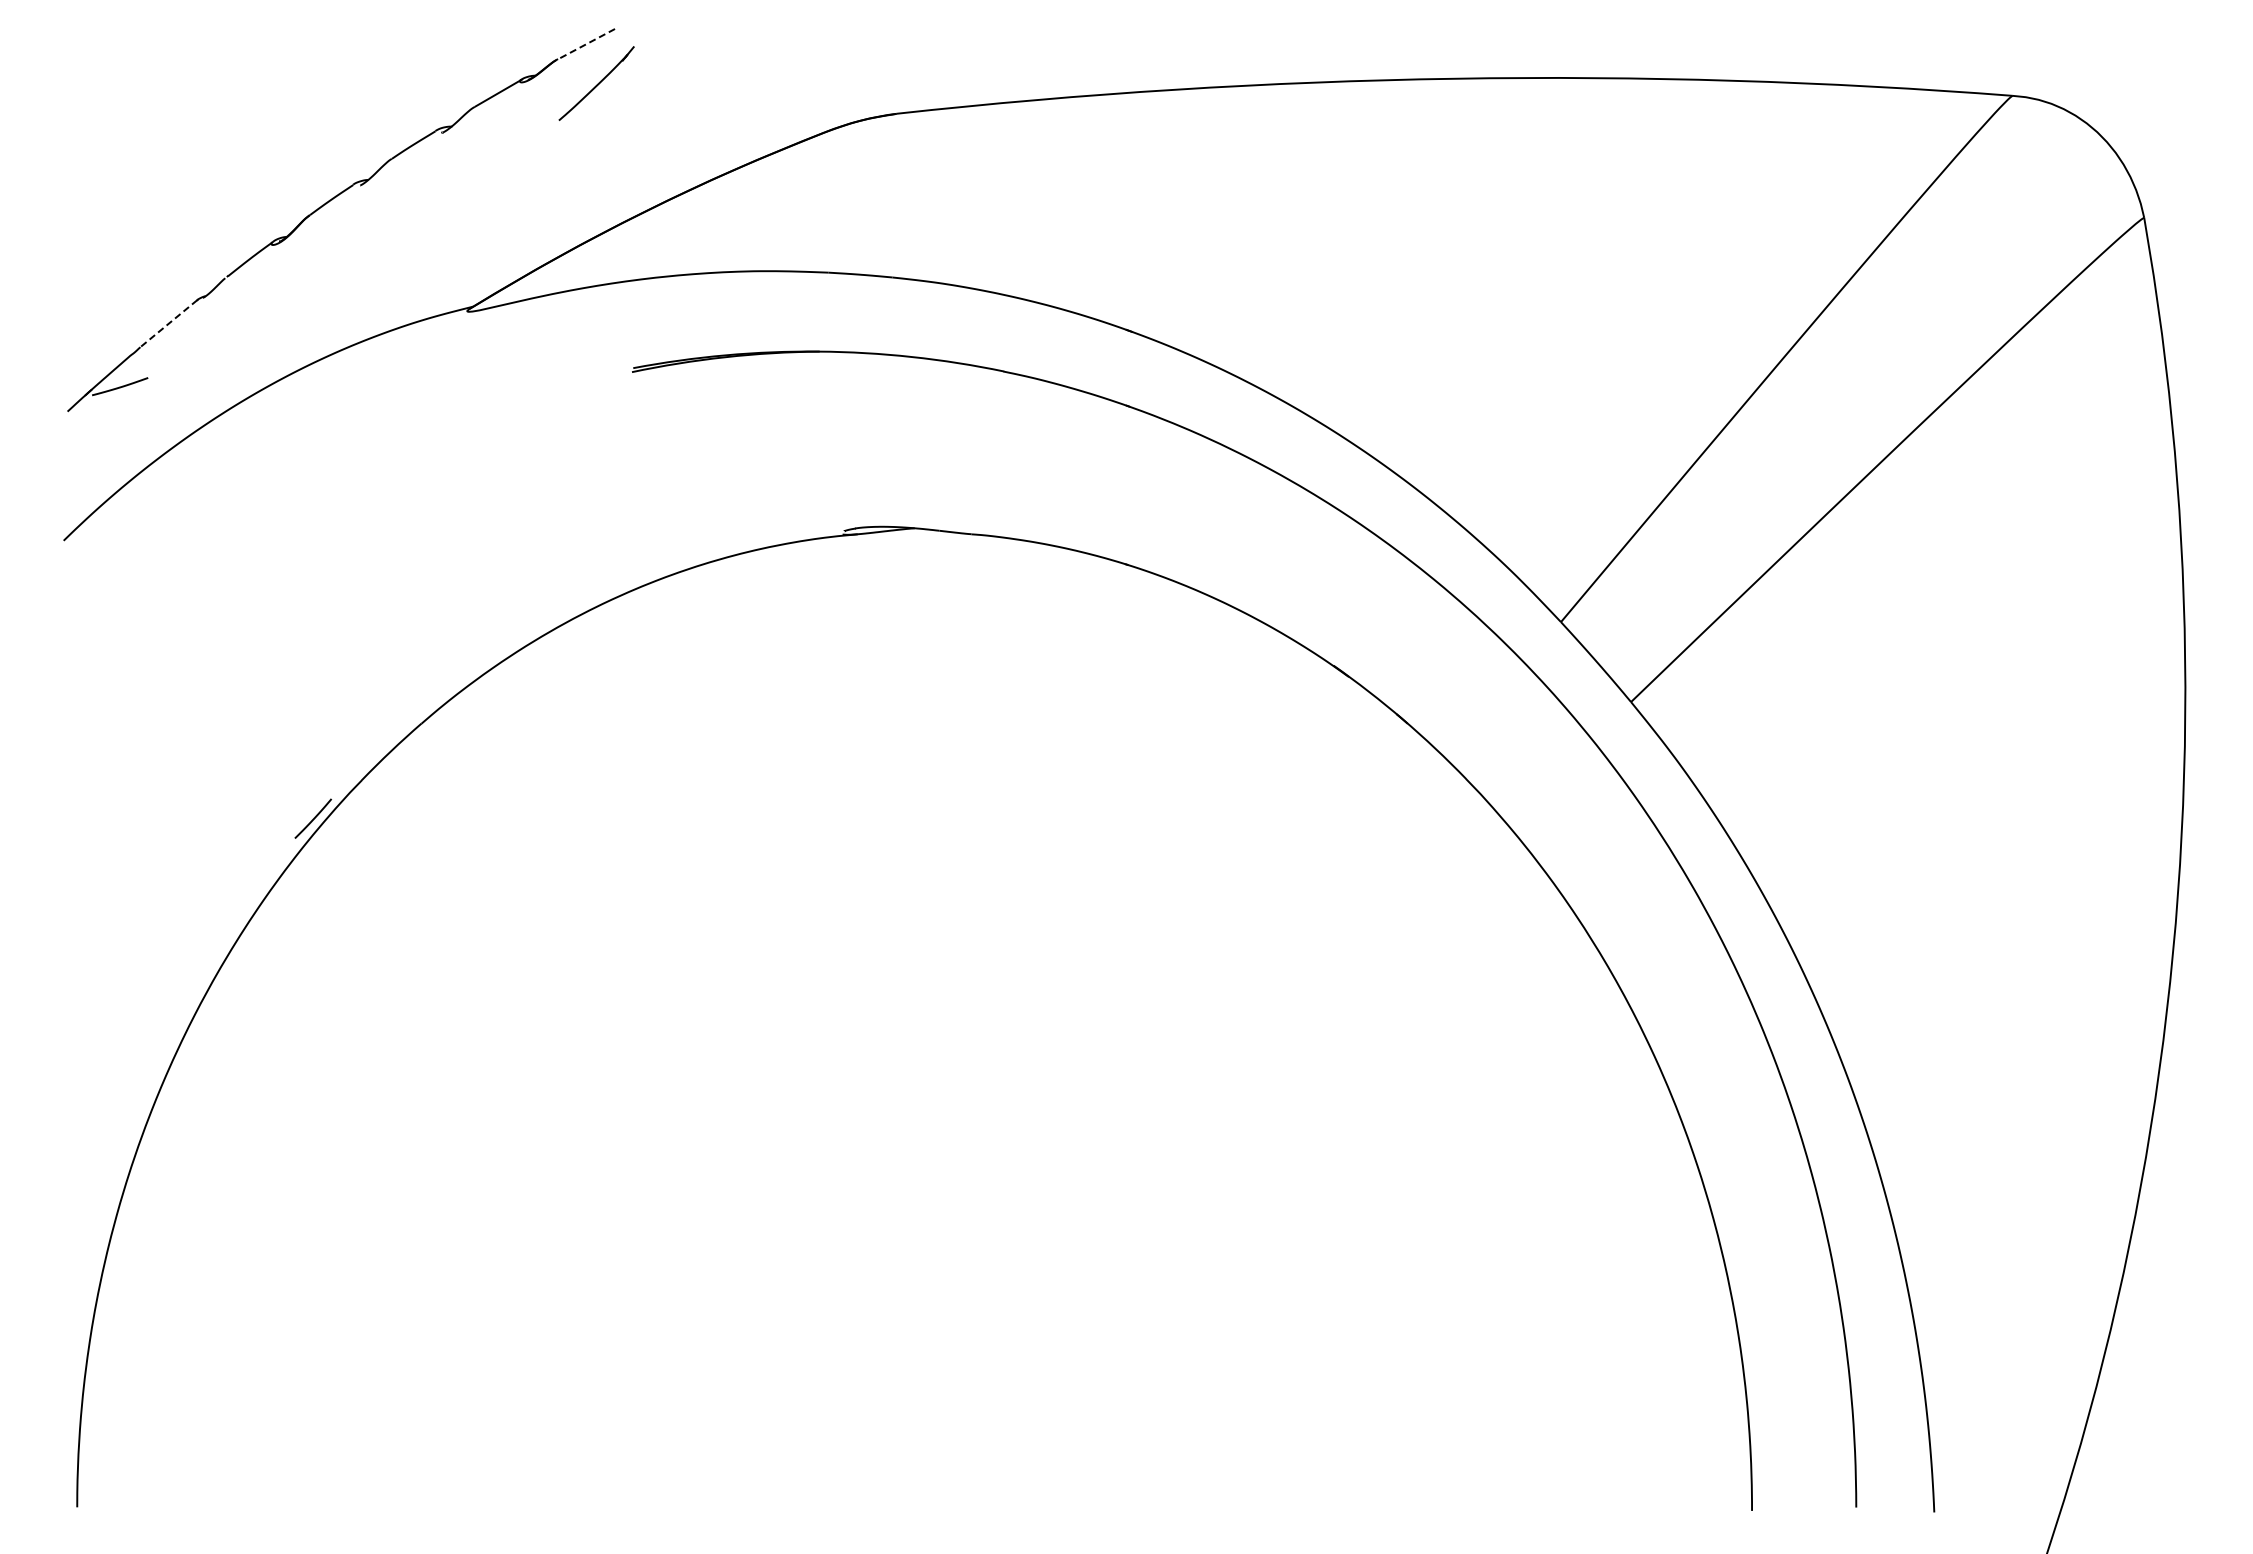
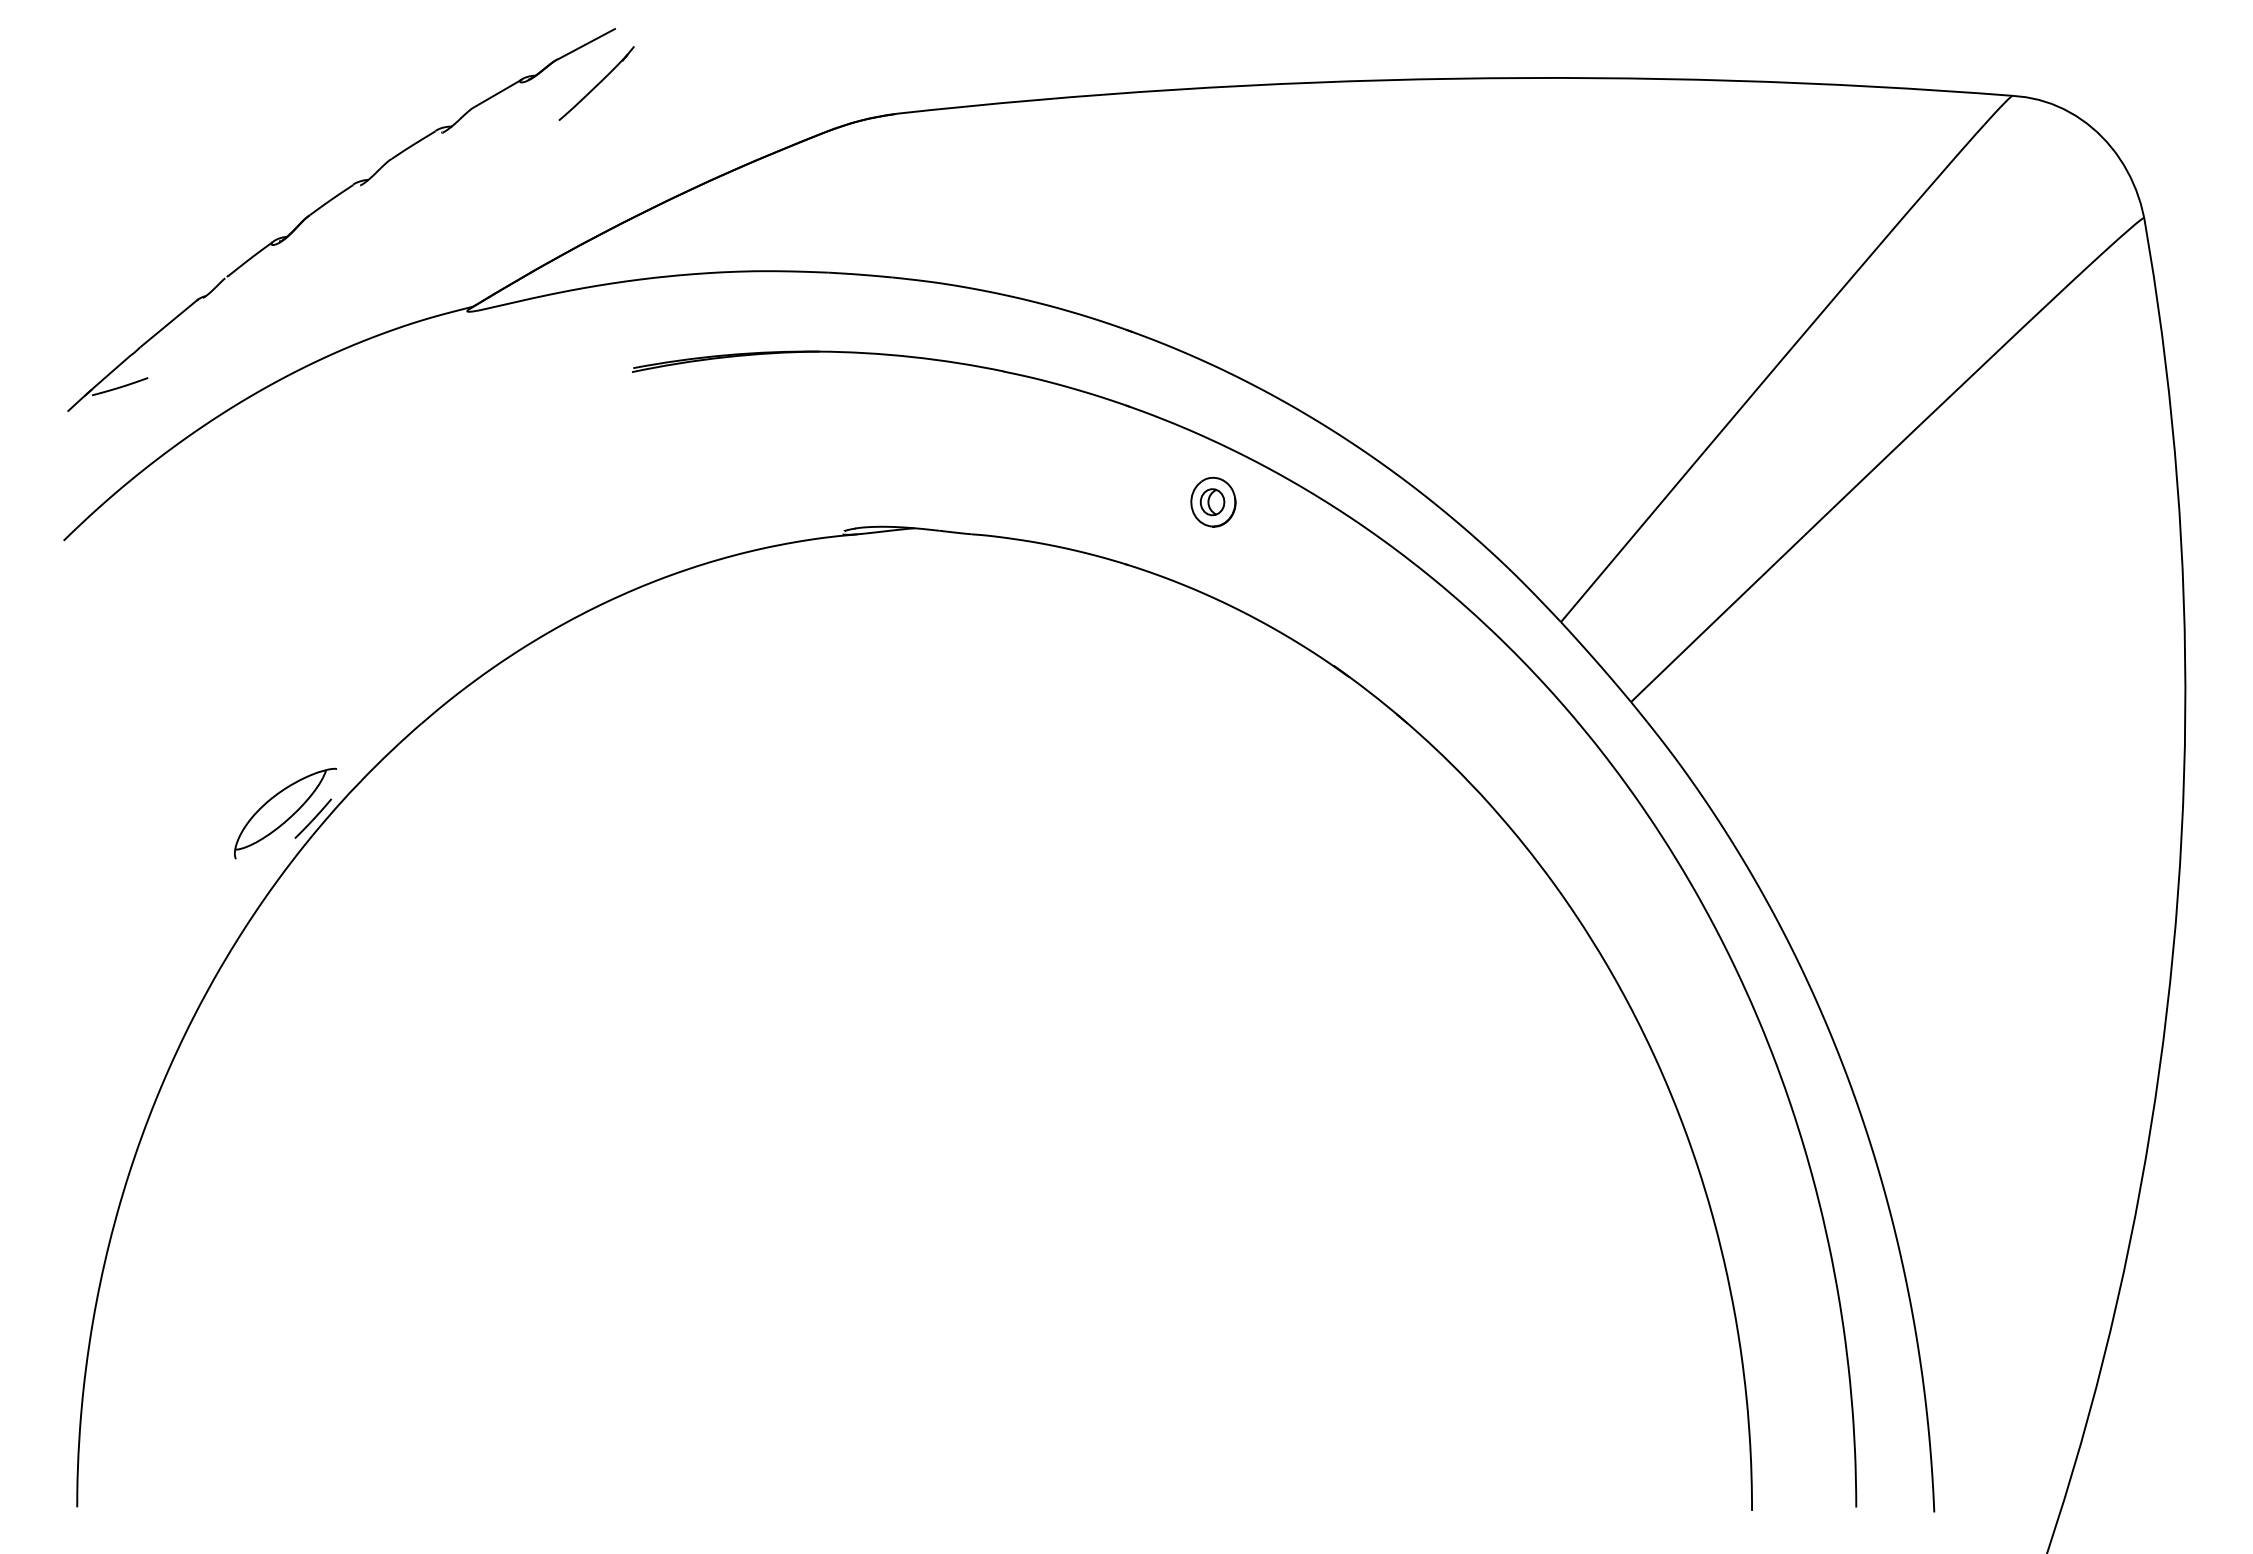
line: dashed -> solid (586, 44)
line: dashed -> solid (169, 323)
part: none -> present (1213, 501)
part: none -> present (285, 813)
